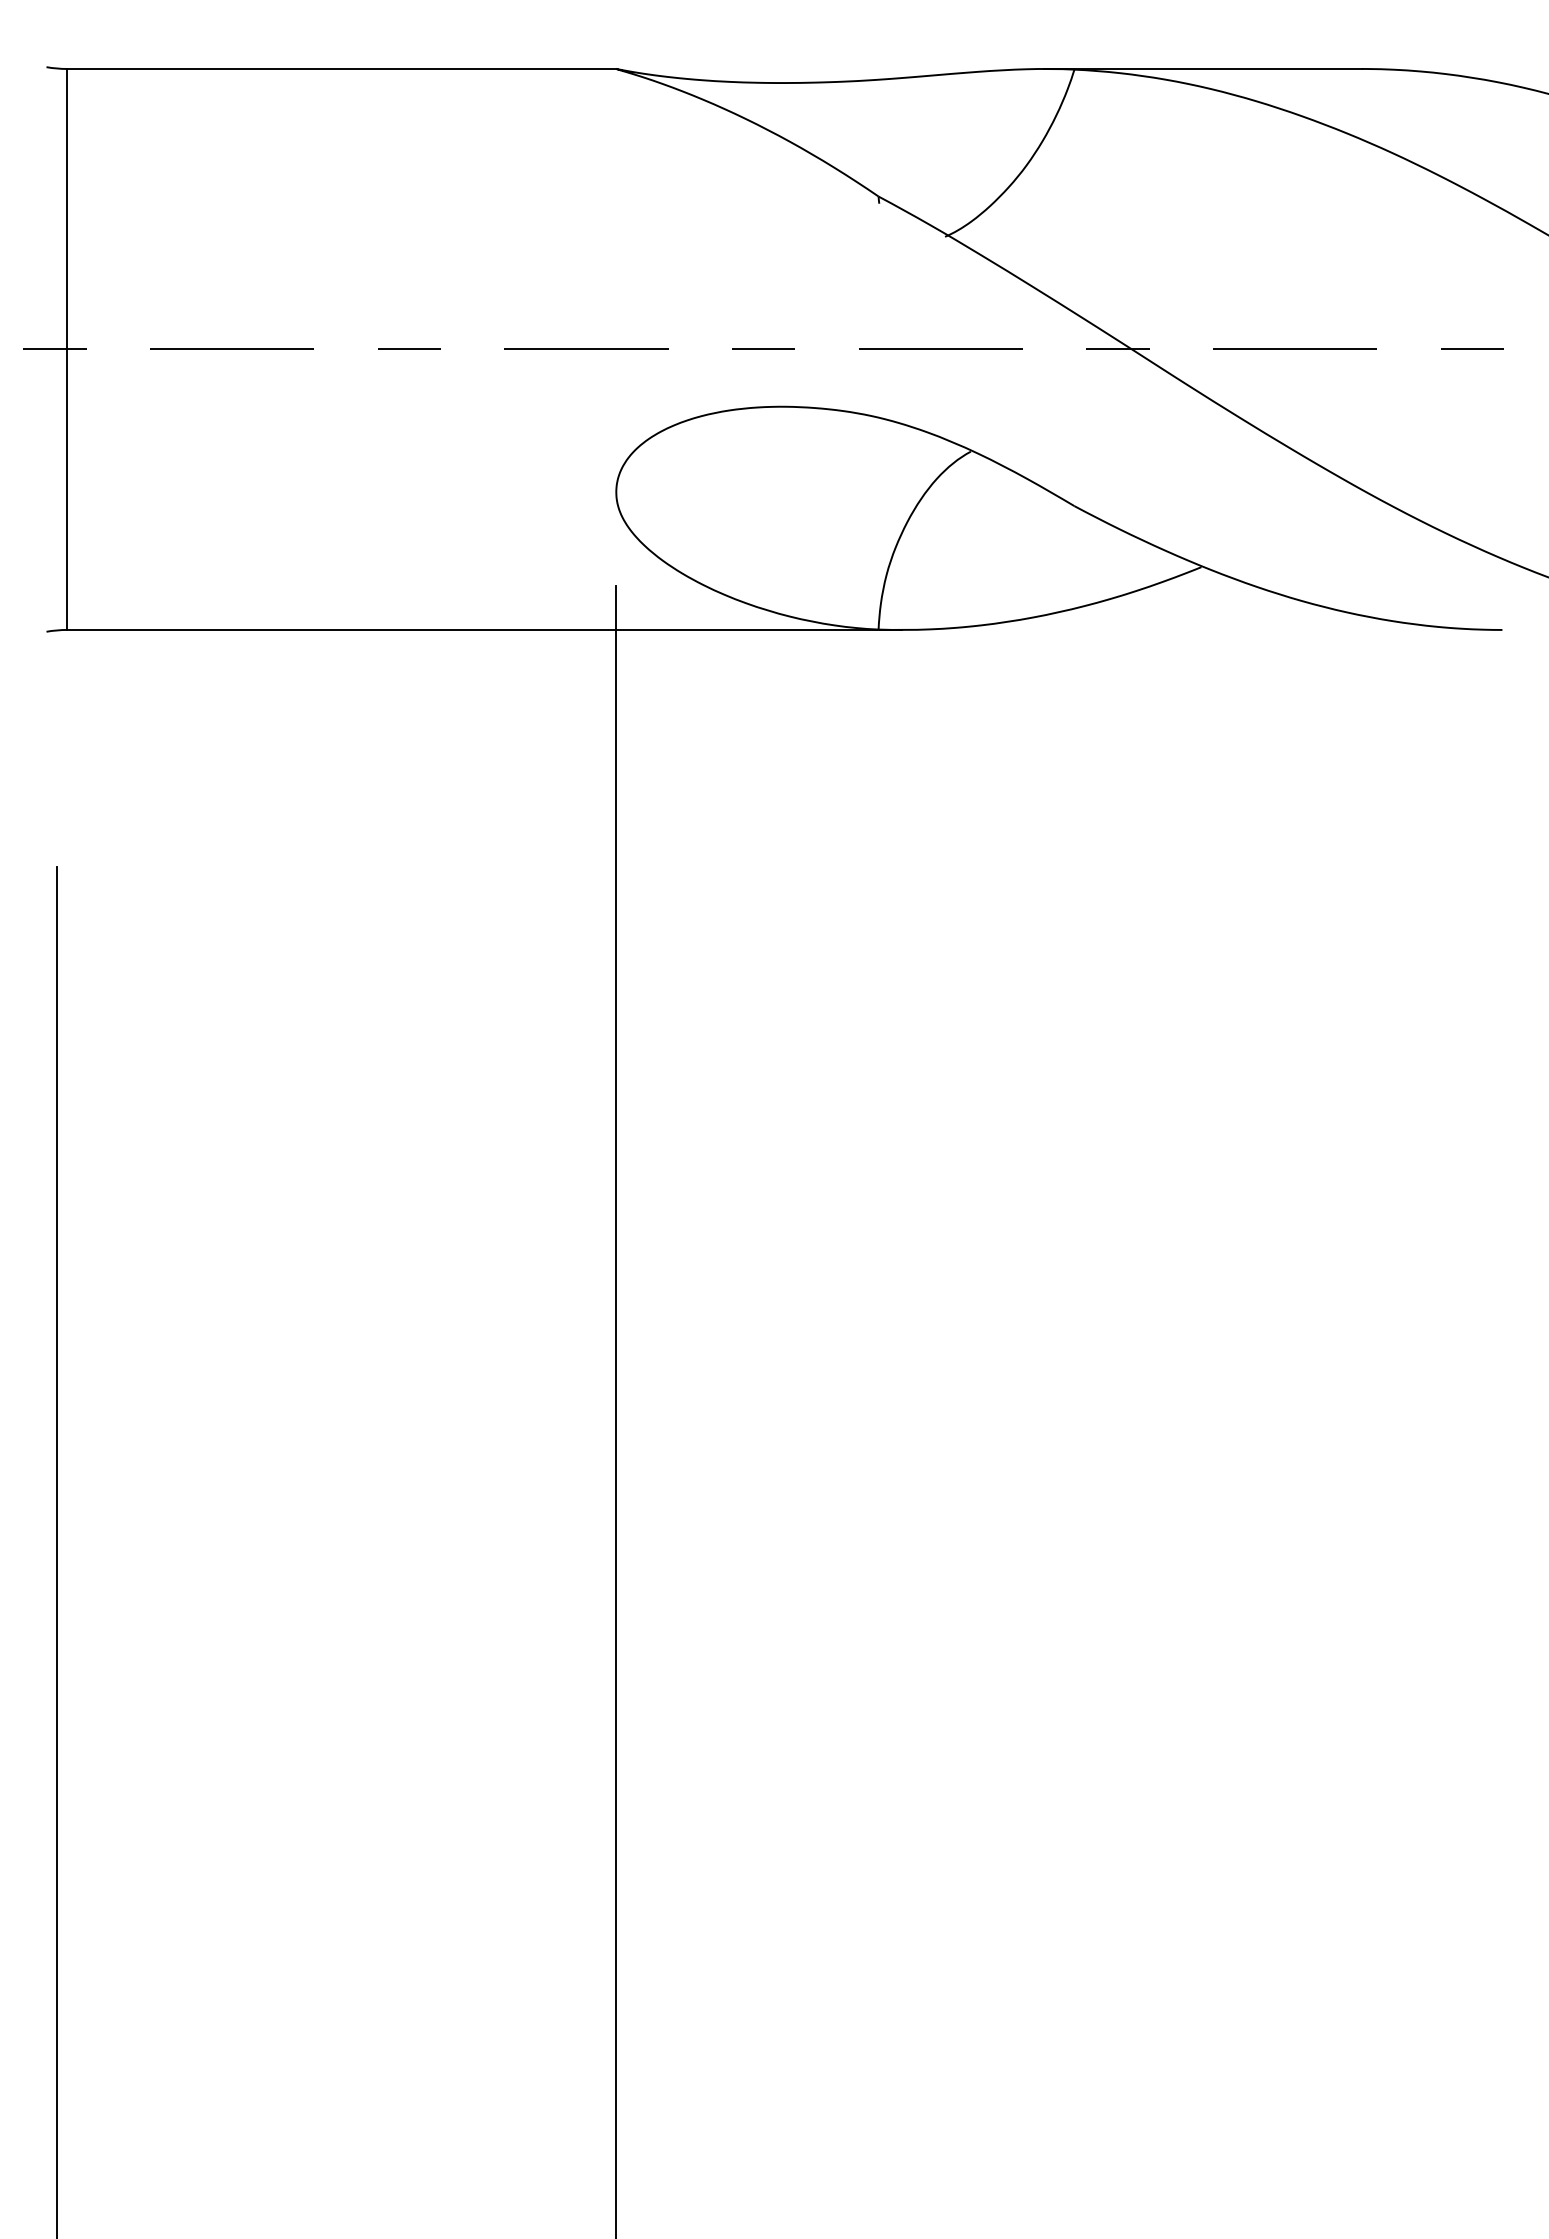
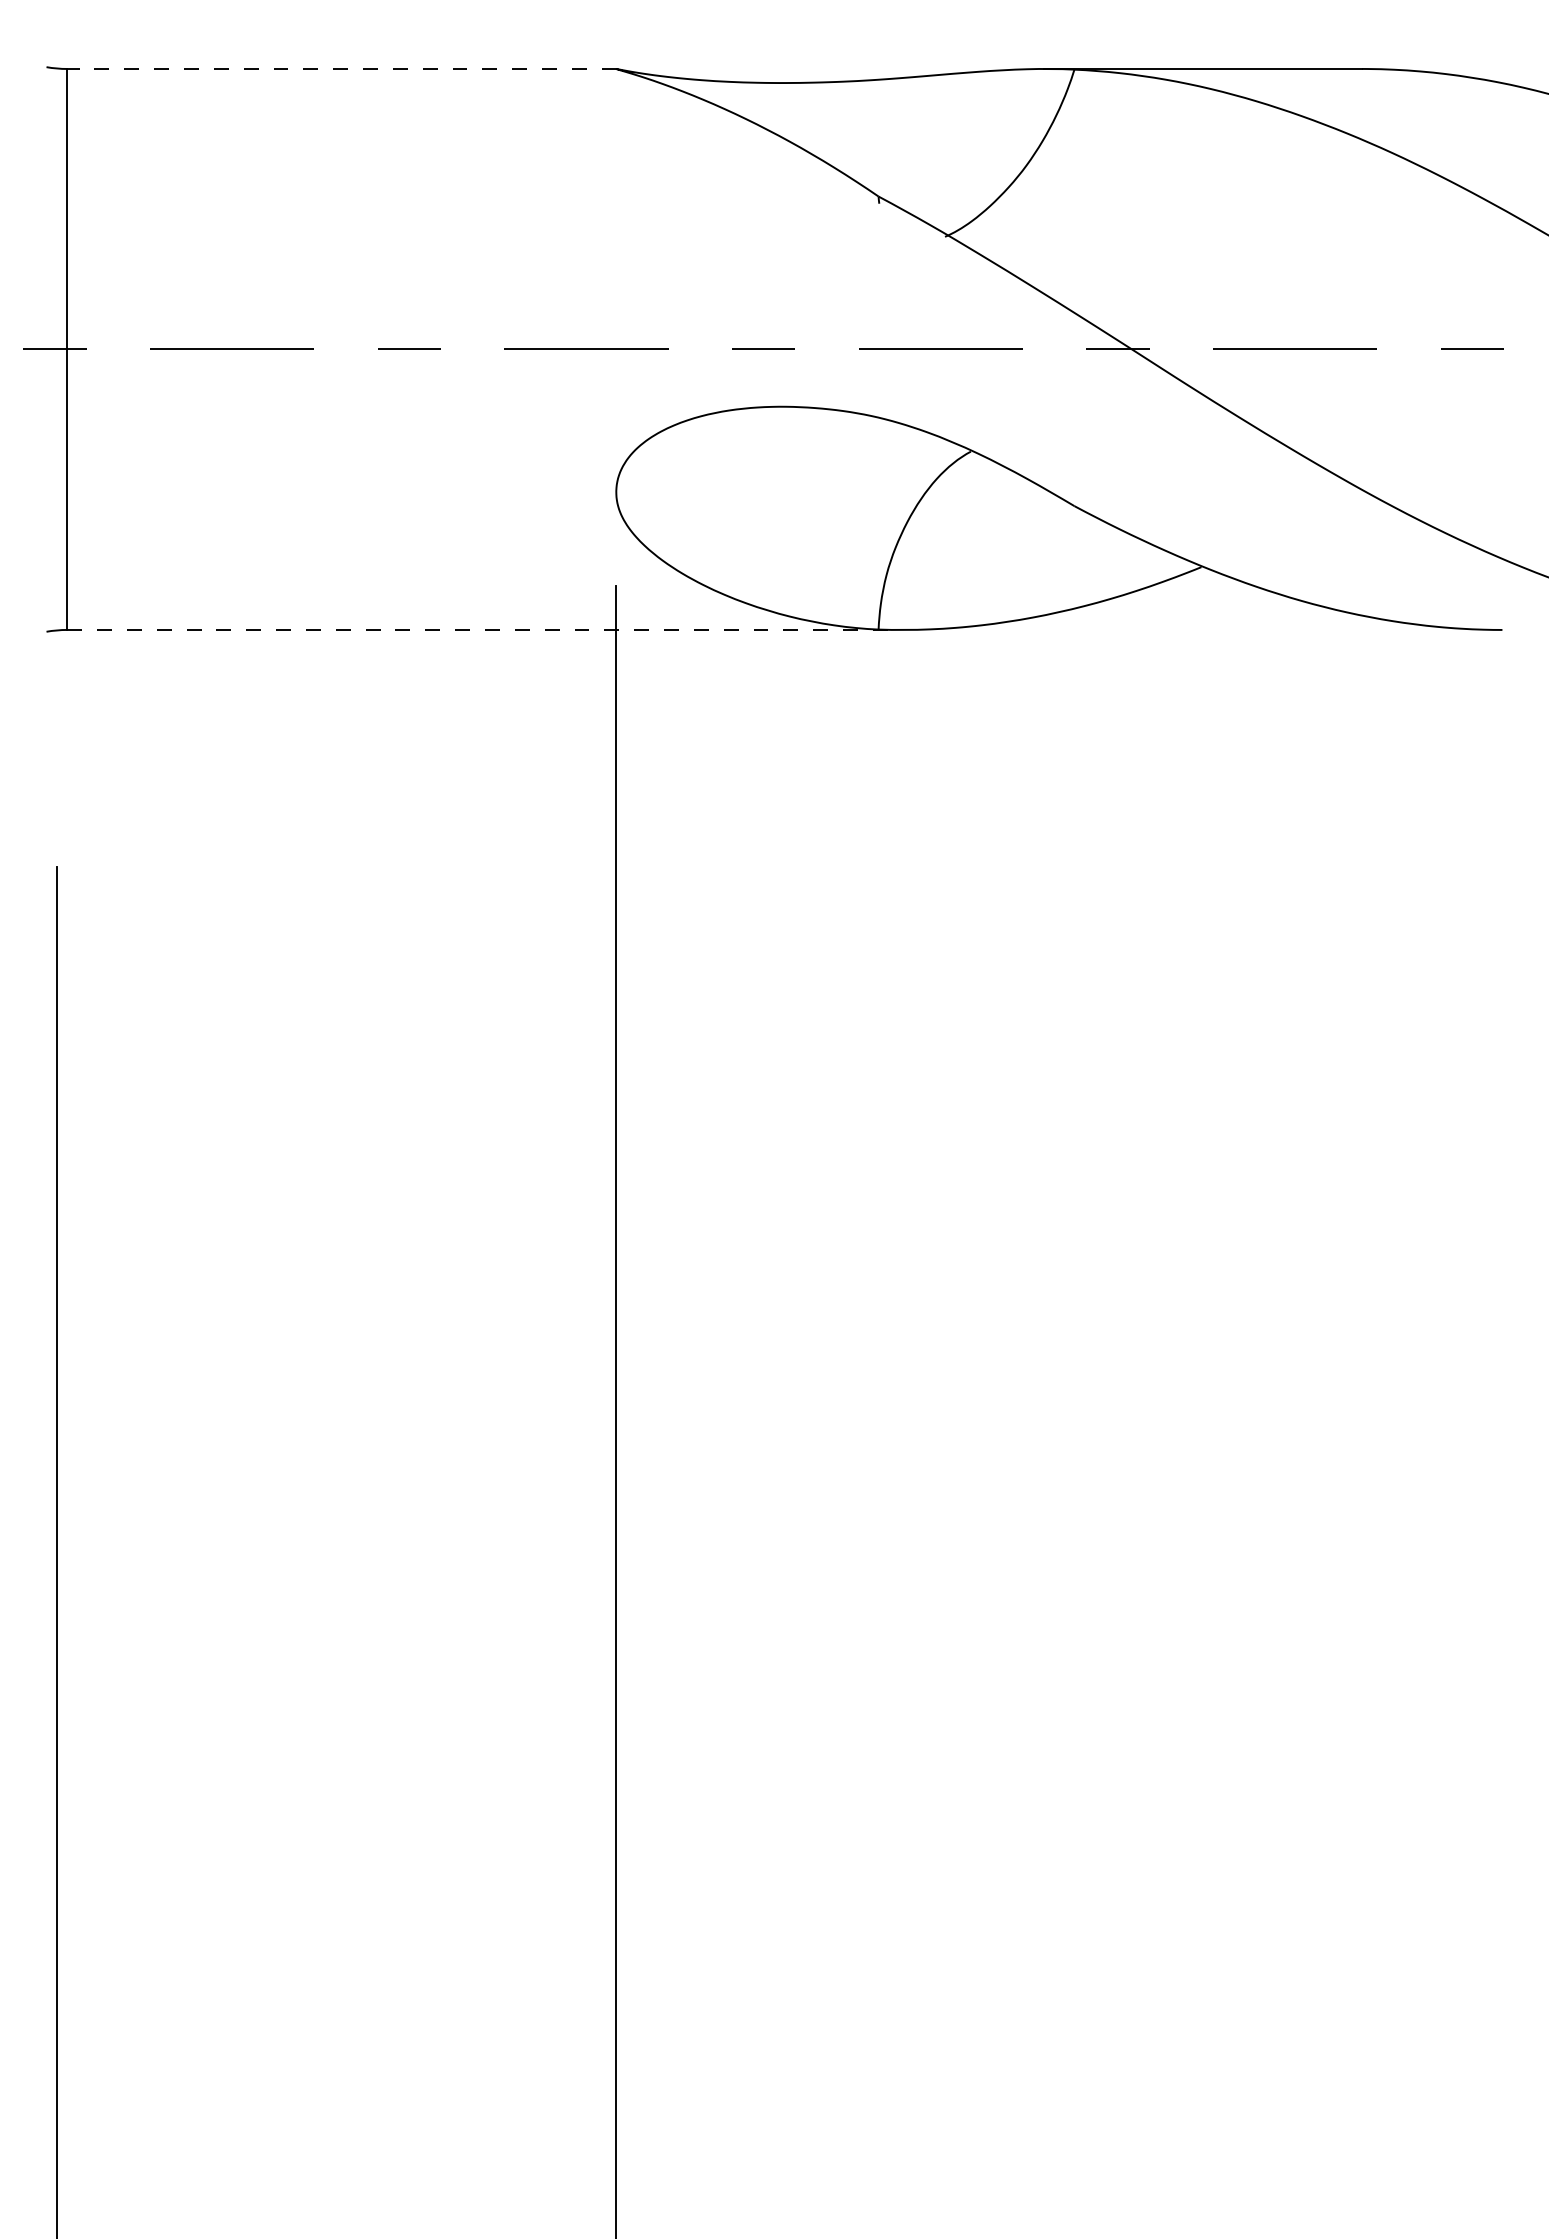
line: solid -> dashed (341, 68)
line: solid -> dashed (485, 629)
